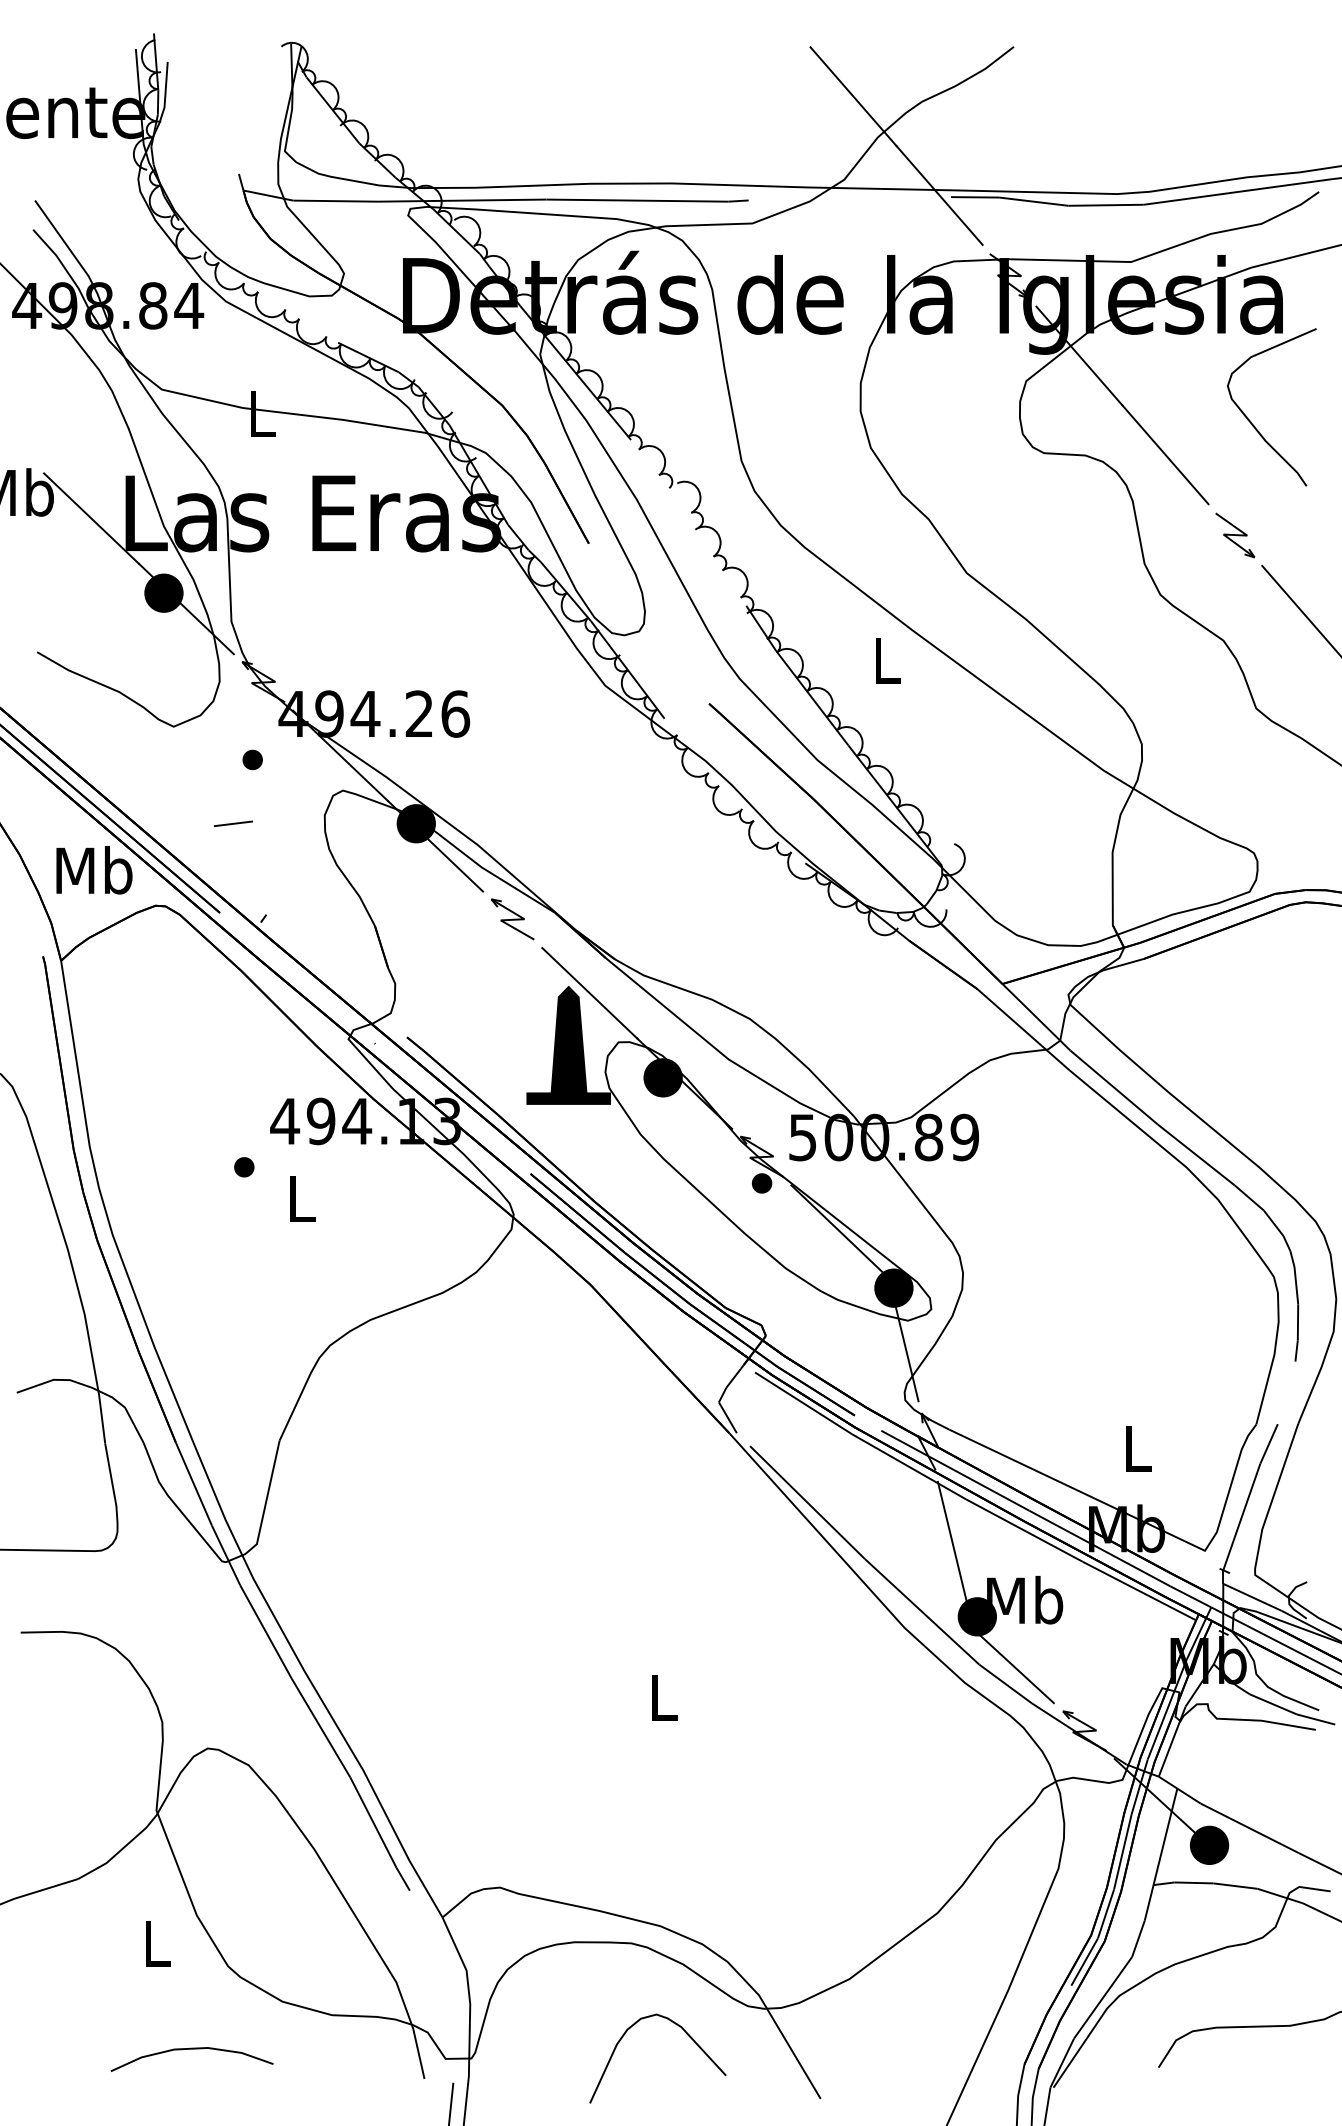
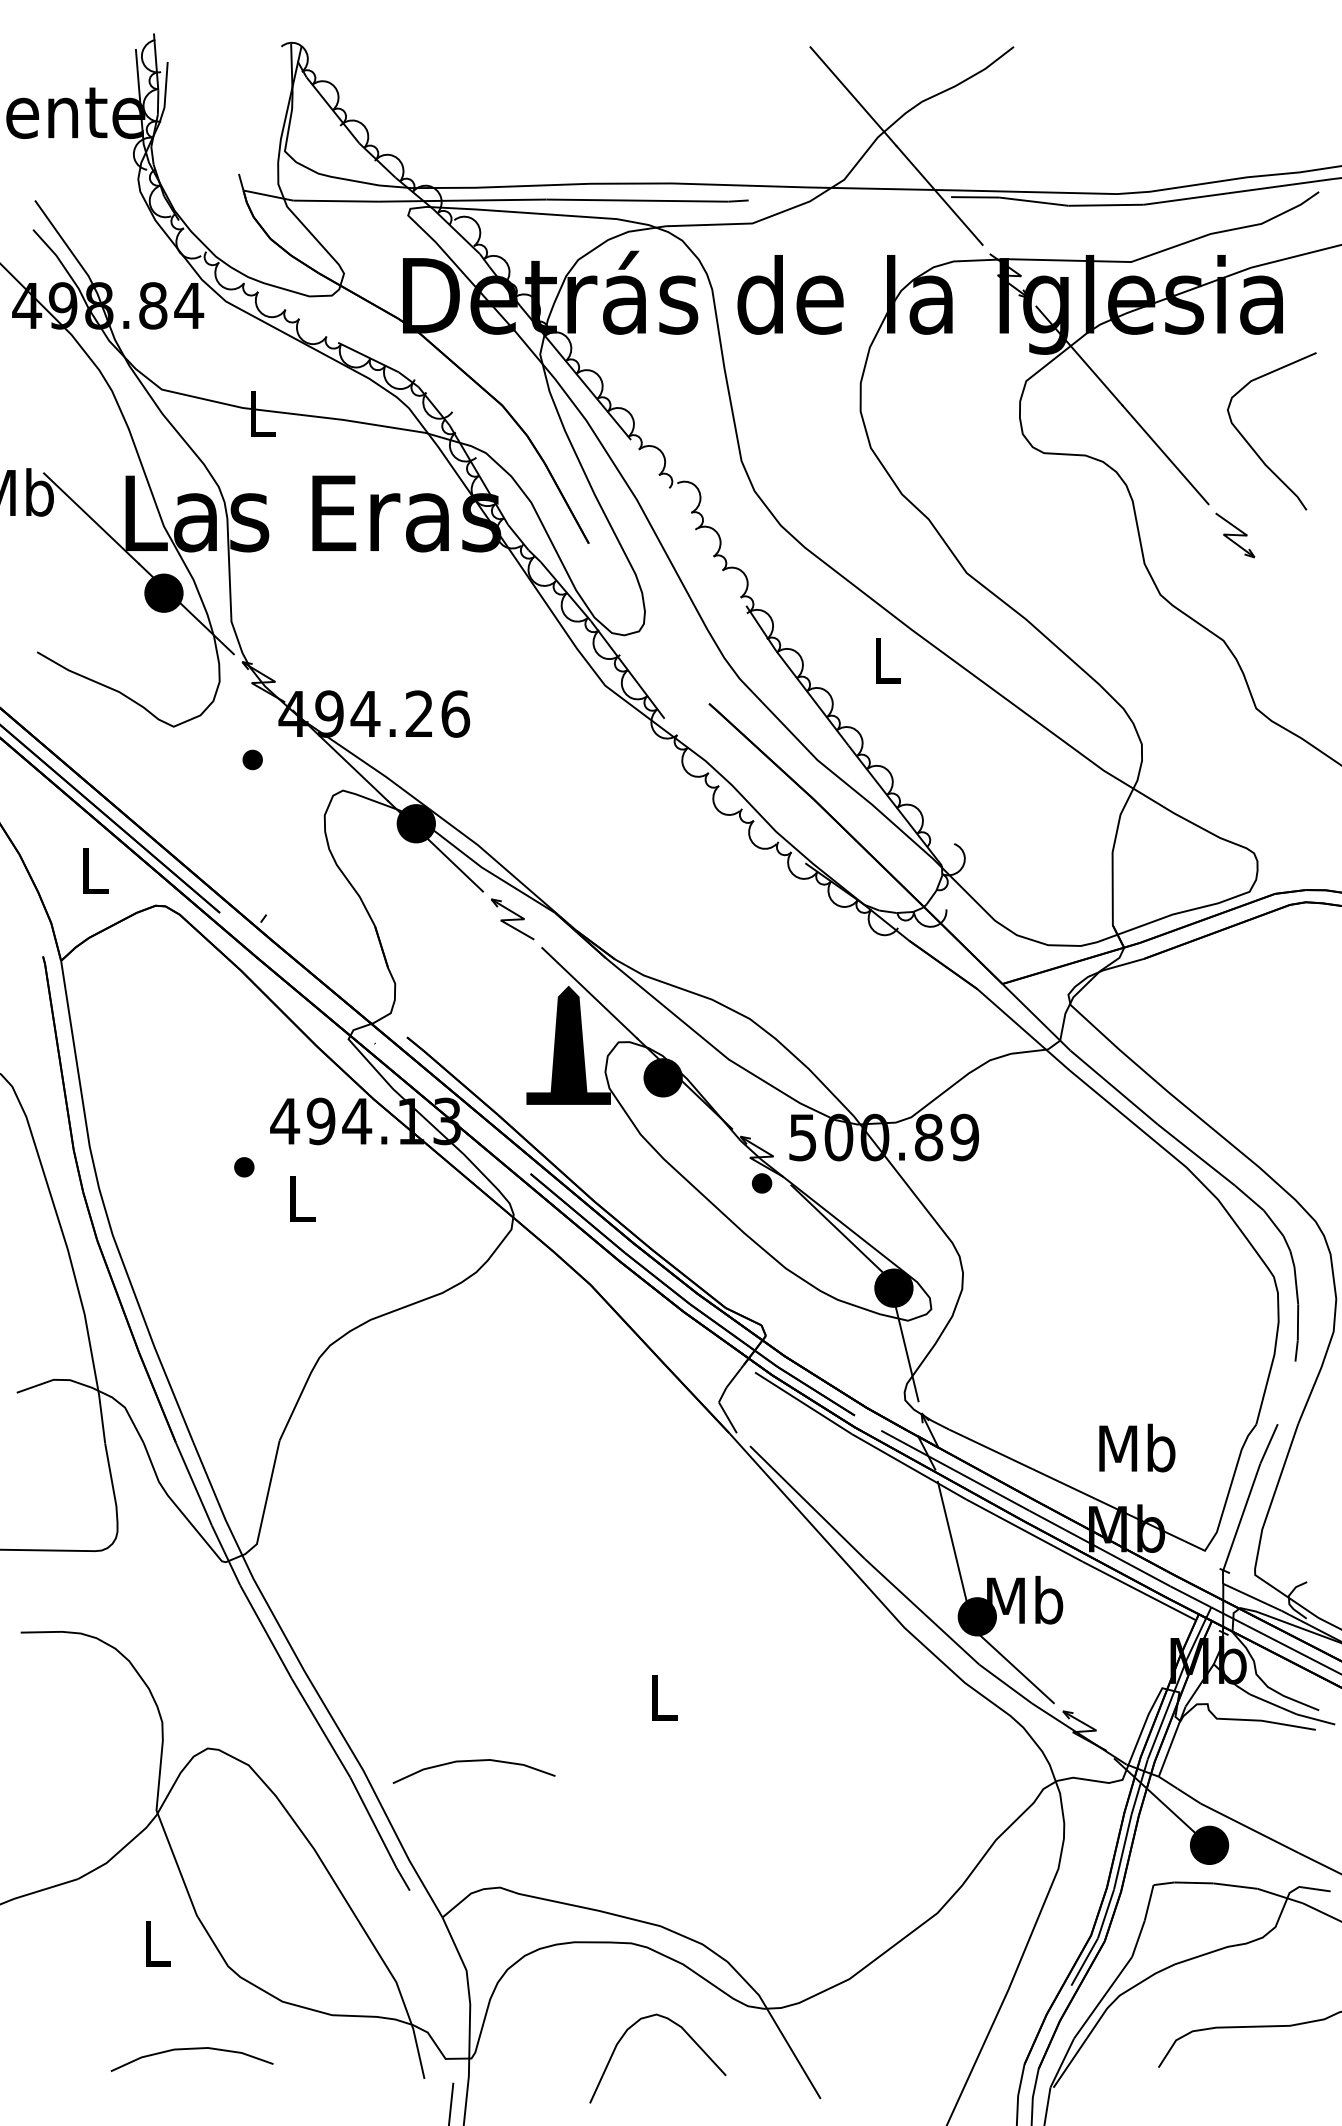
curve position: (1251, 421) -> (1251, 445) (1251, 445)
line: present -> none (1300, 609)
line: present -> none (233, 823)
text: Mb -> L (94, 870)
text: L -> Mb (1137, 1447)
curve: none -> present (473, 1761)
line: present -> none (1165, 1836)
